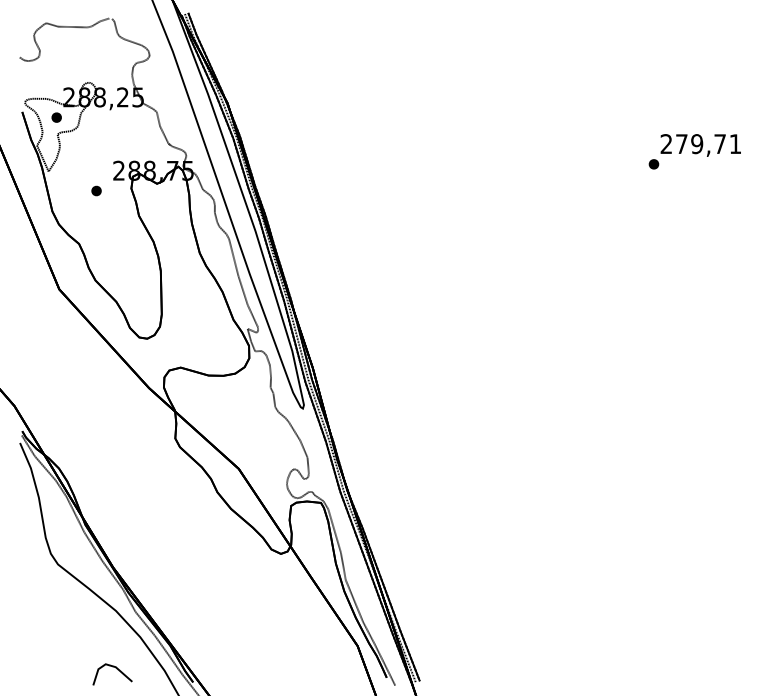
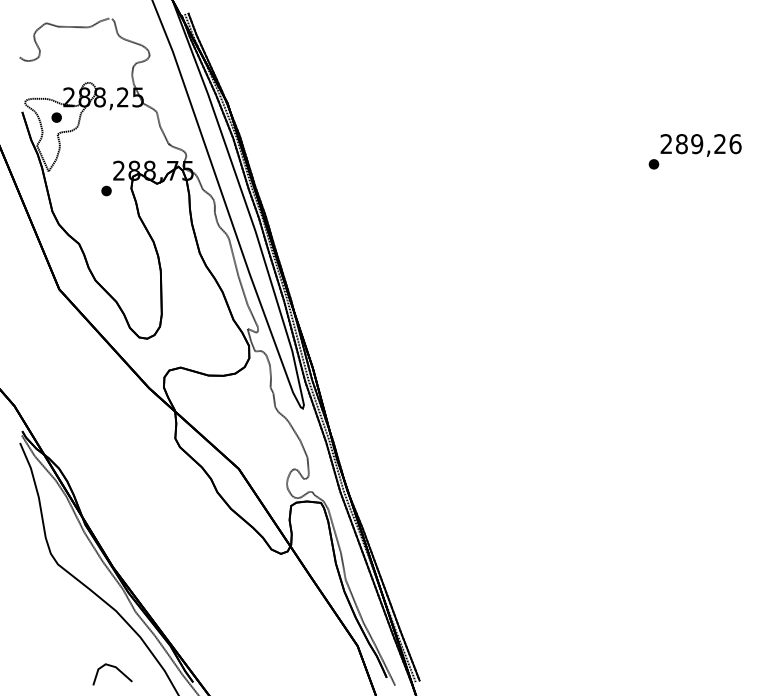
text: 279,71 -> 289,26 (708, 144)
part position: (96, 190) -> (106, 190) (106, 190)
